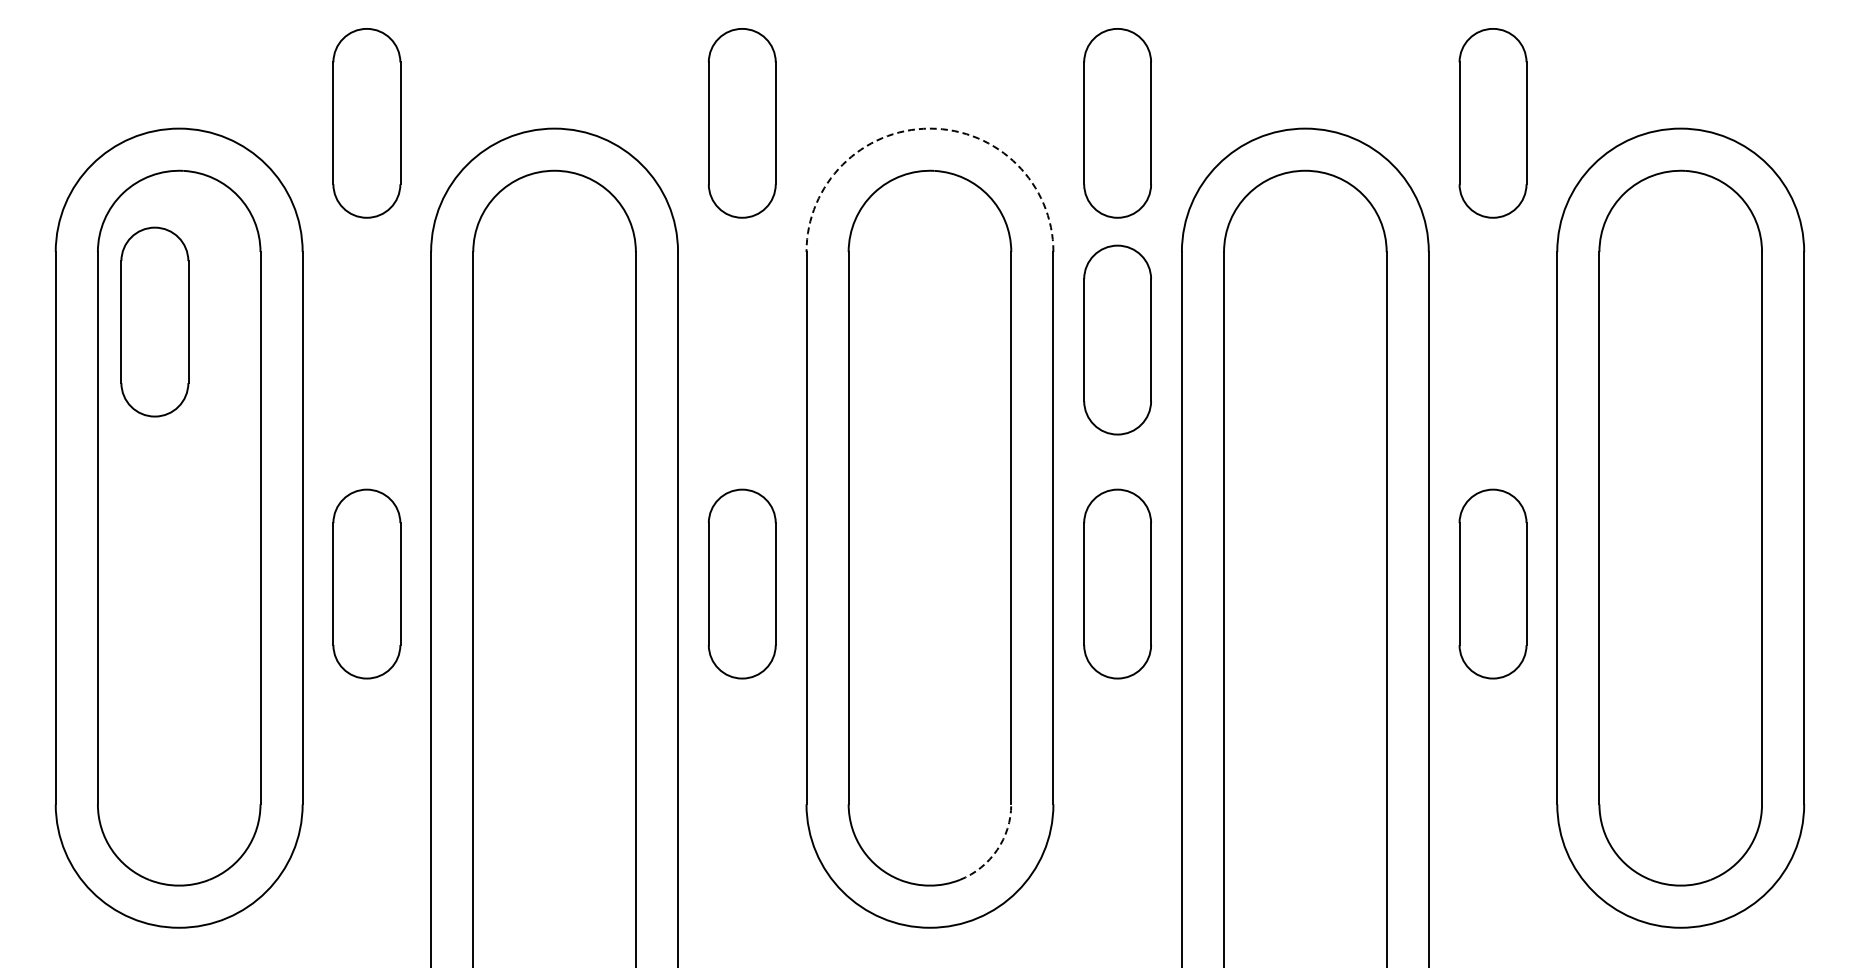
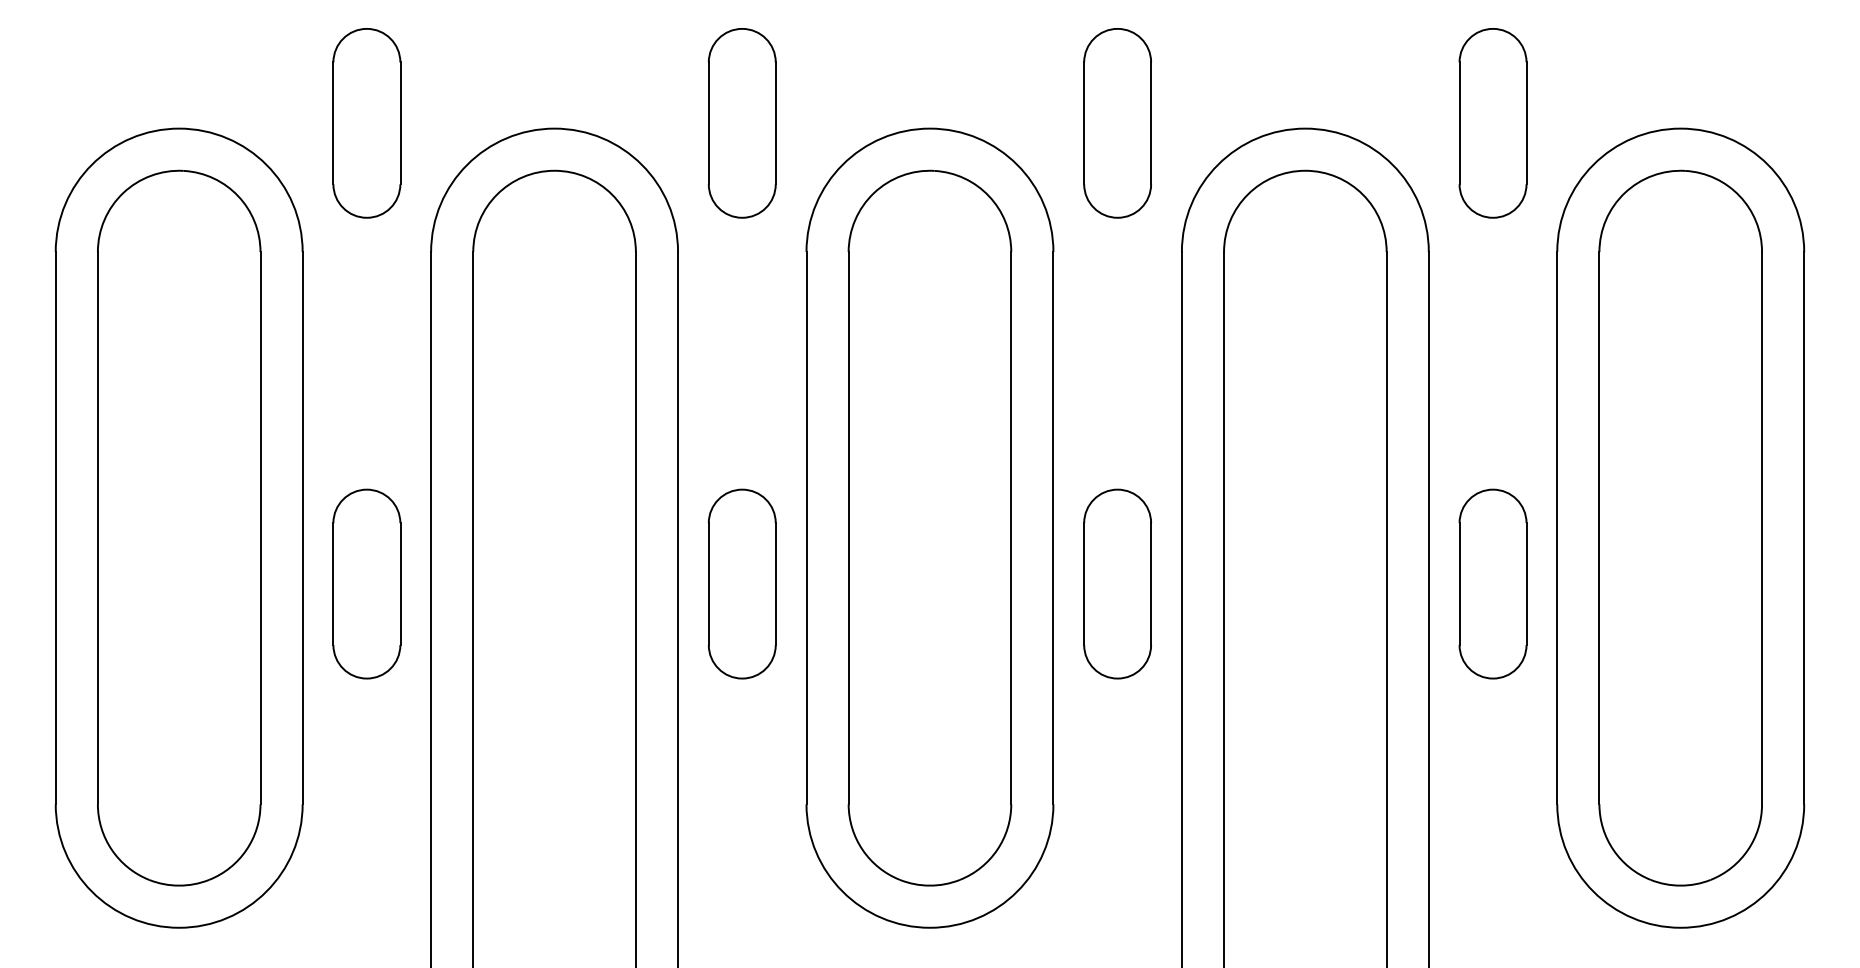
arc: dashed -> solid (929, 128)
part: present -> none (154, 321)
part: present -> none (1117, 339)
arc: dashed -> solid (997, 850)
